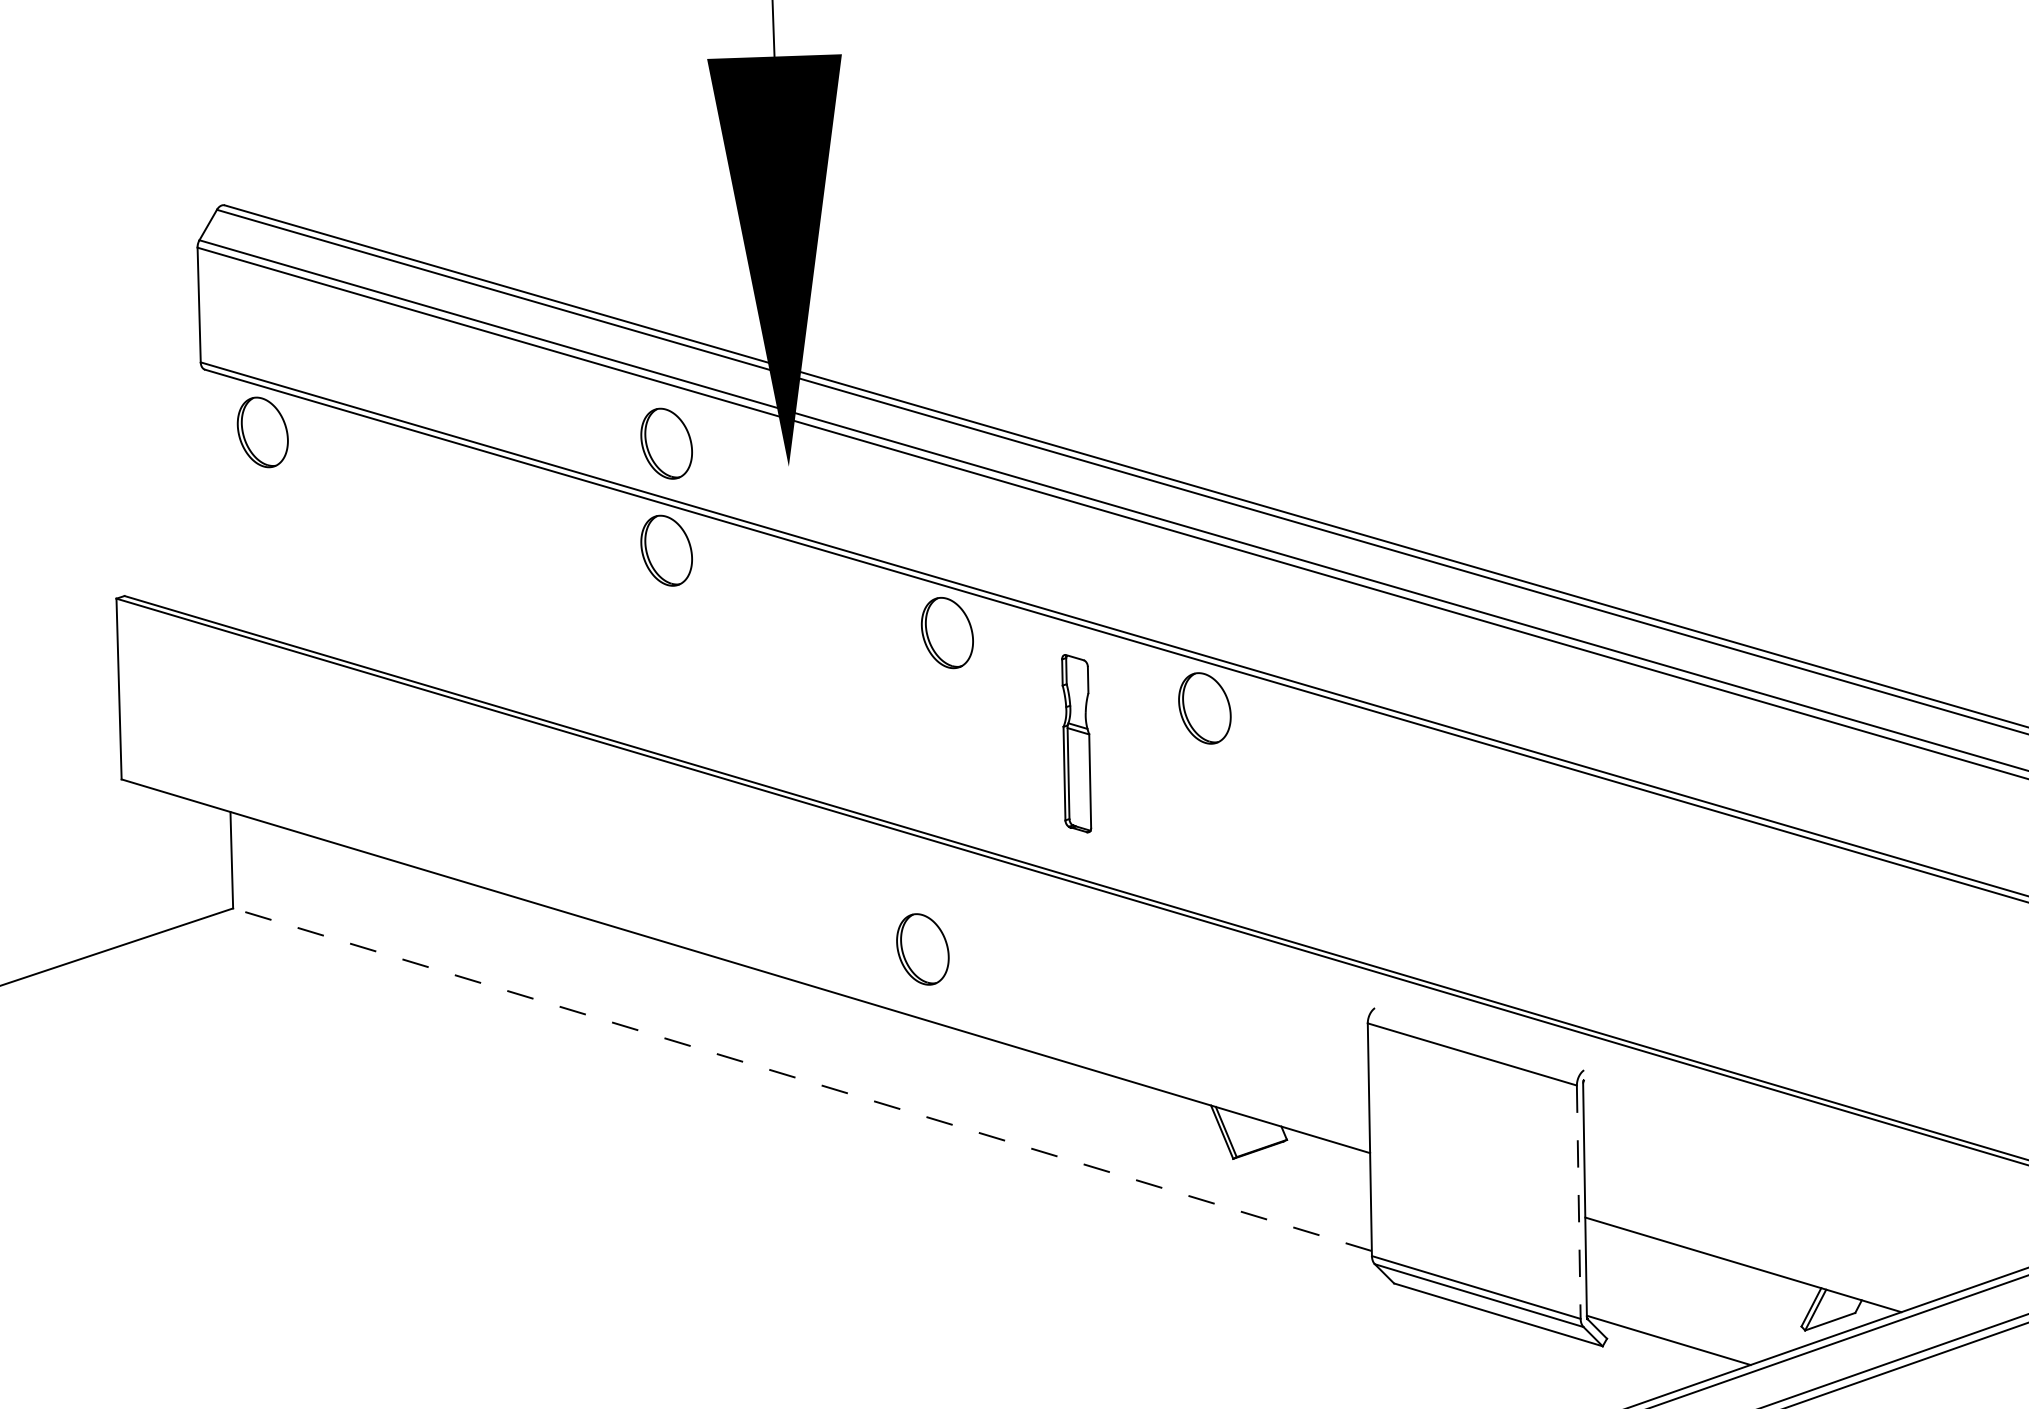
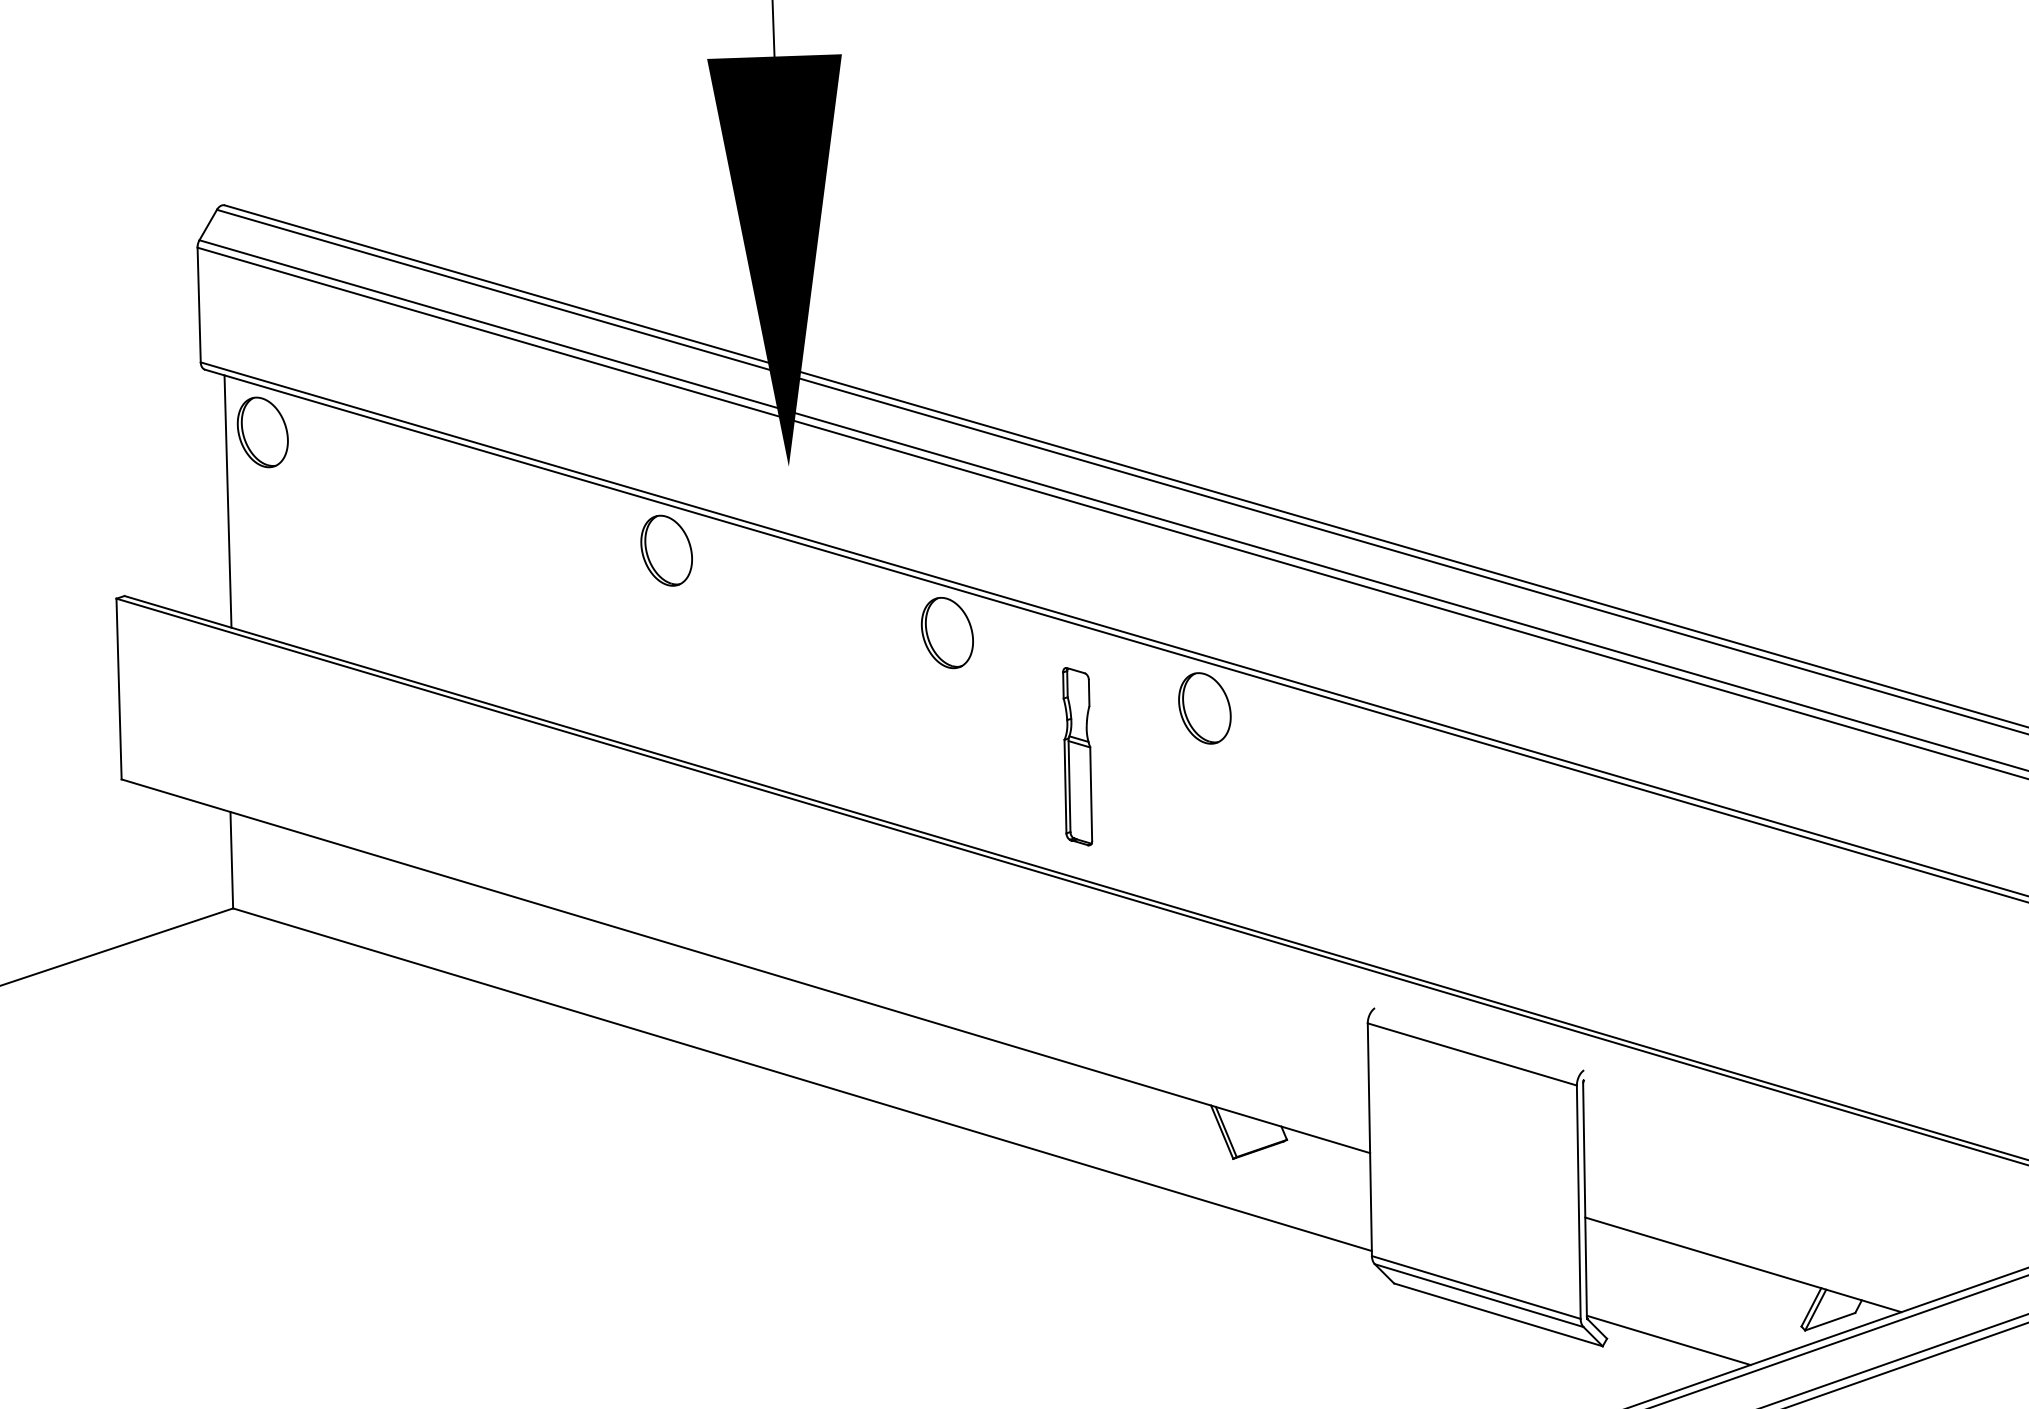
part: present -> none (666, 443)
line: none -> present (227, 501)
part position: (1076, 743) -> (1077, 756) (1077, 756)
part: present -> none (922, 949)
line: dashed -> solid (802, 1079)
line: dashed -> solid (1578, 1202)
